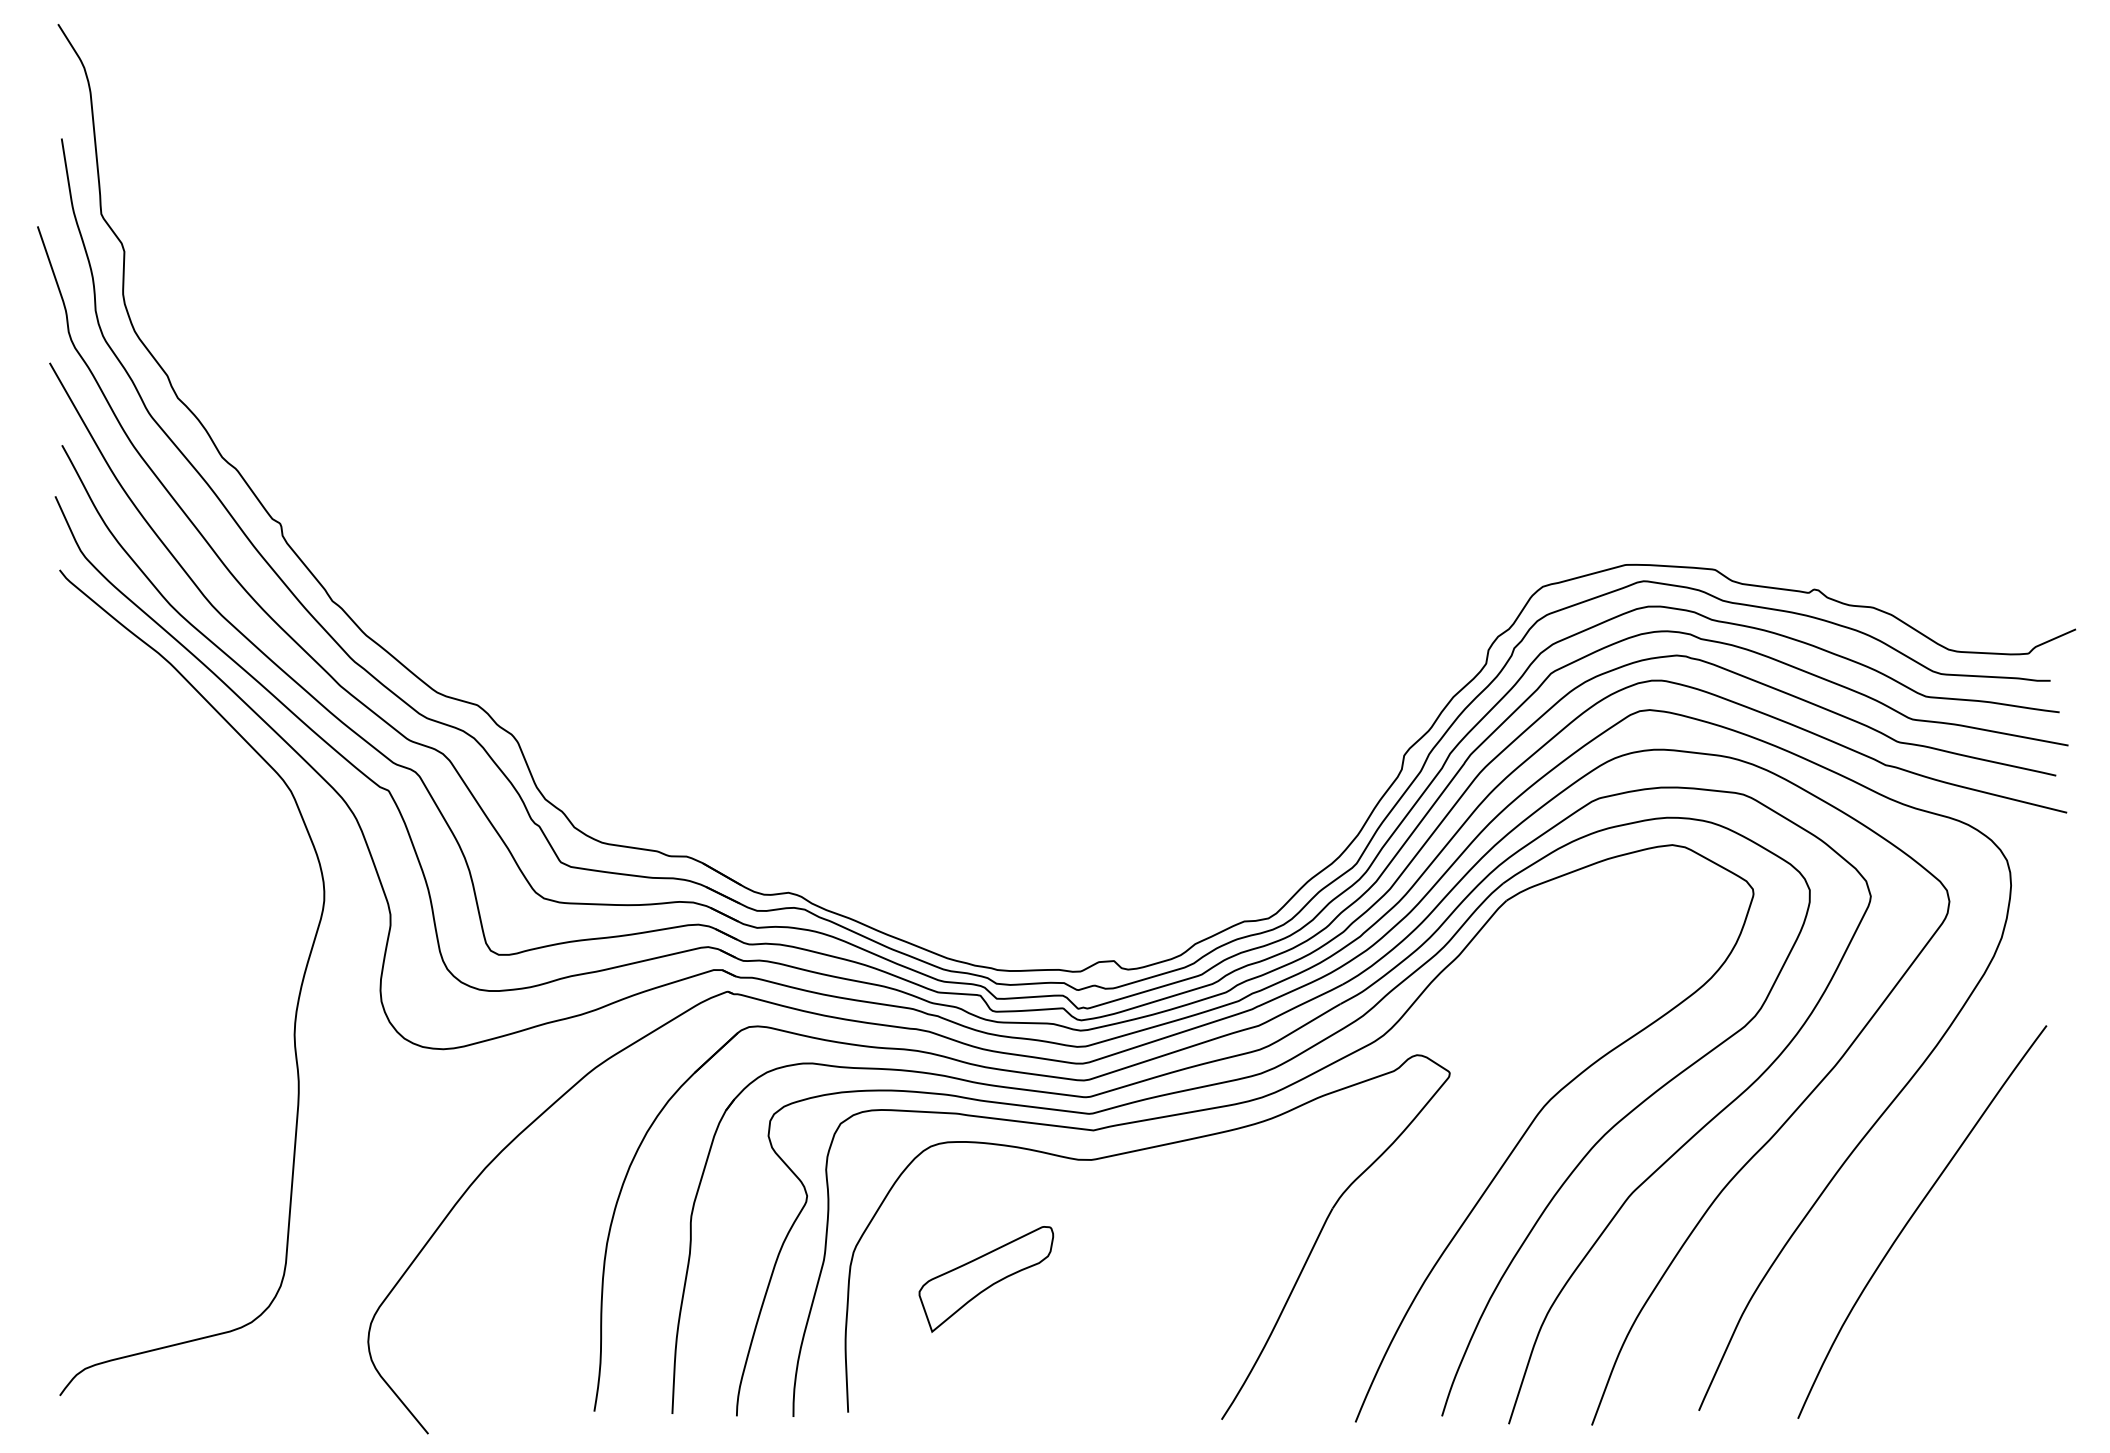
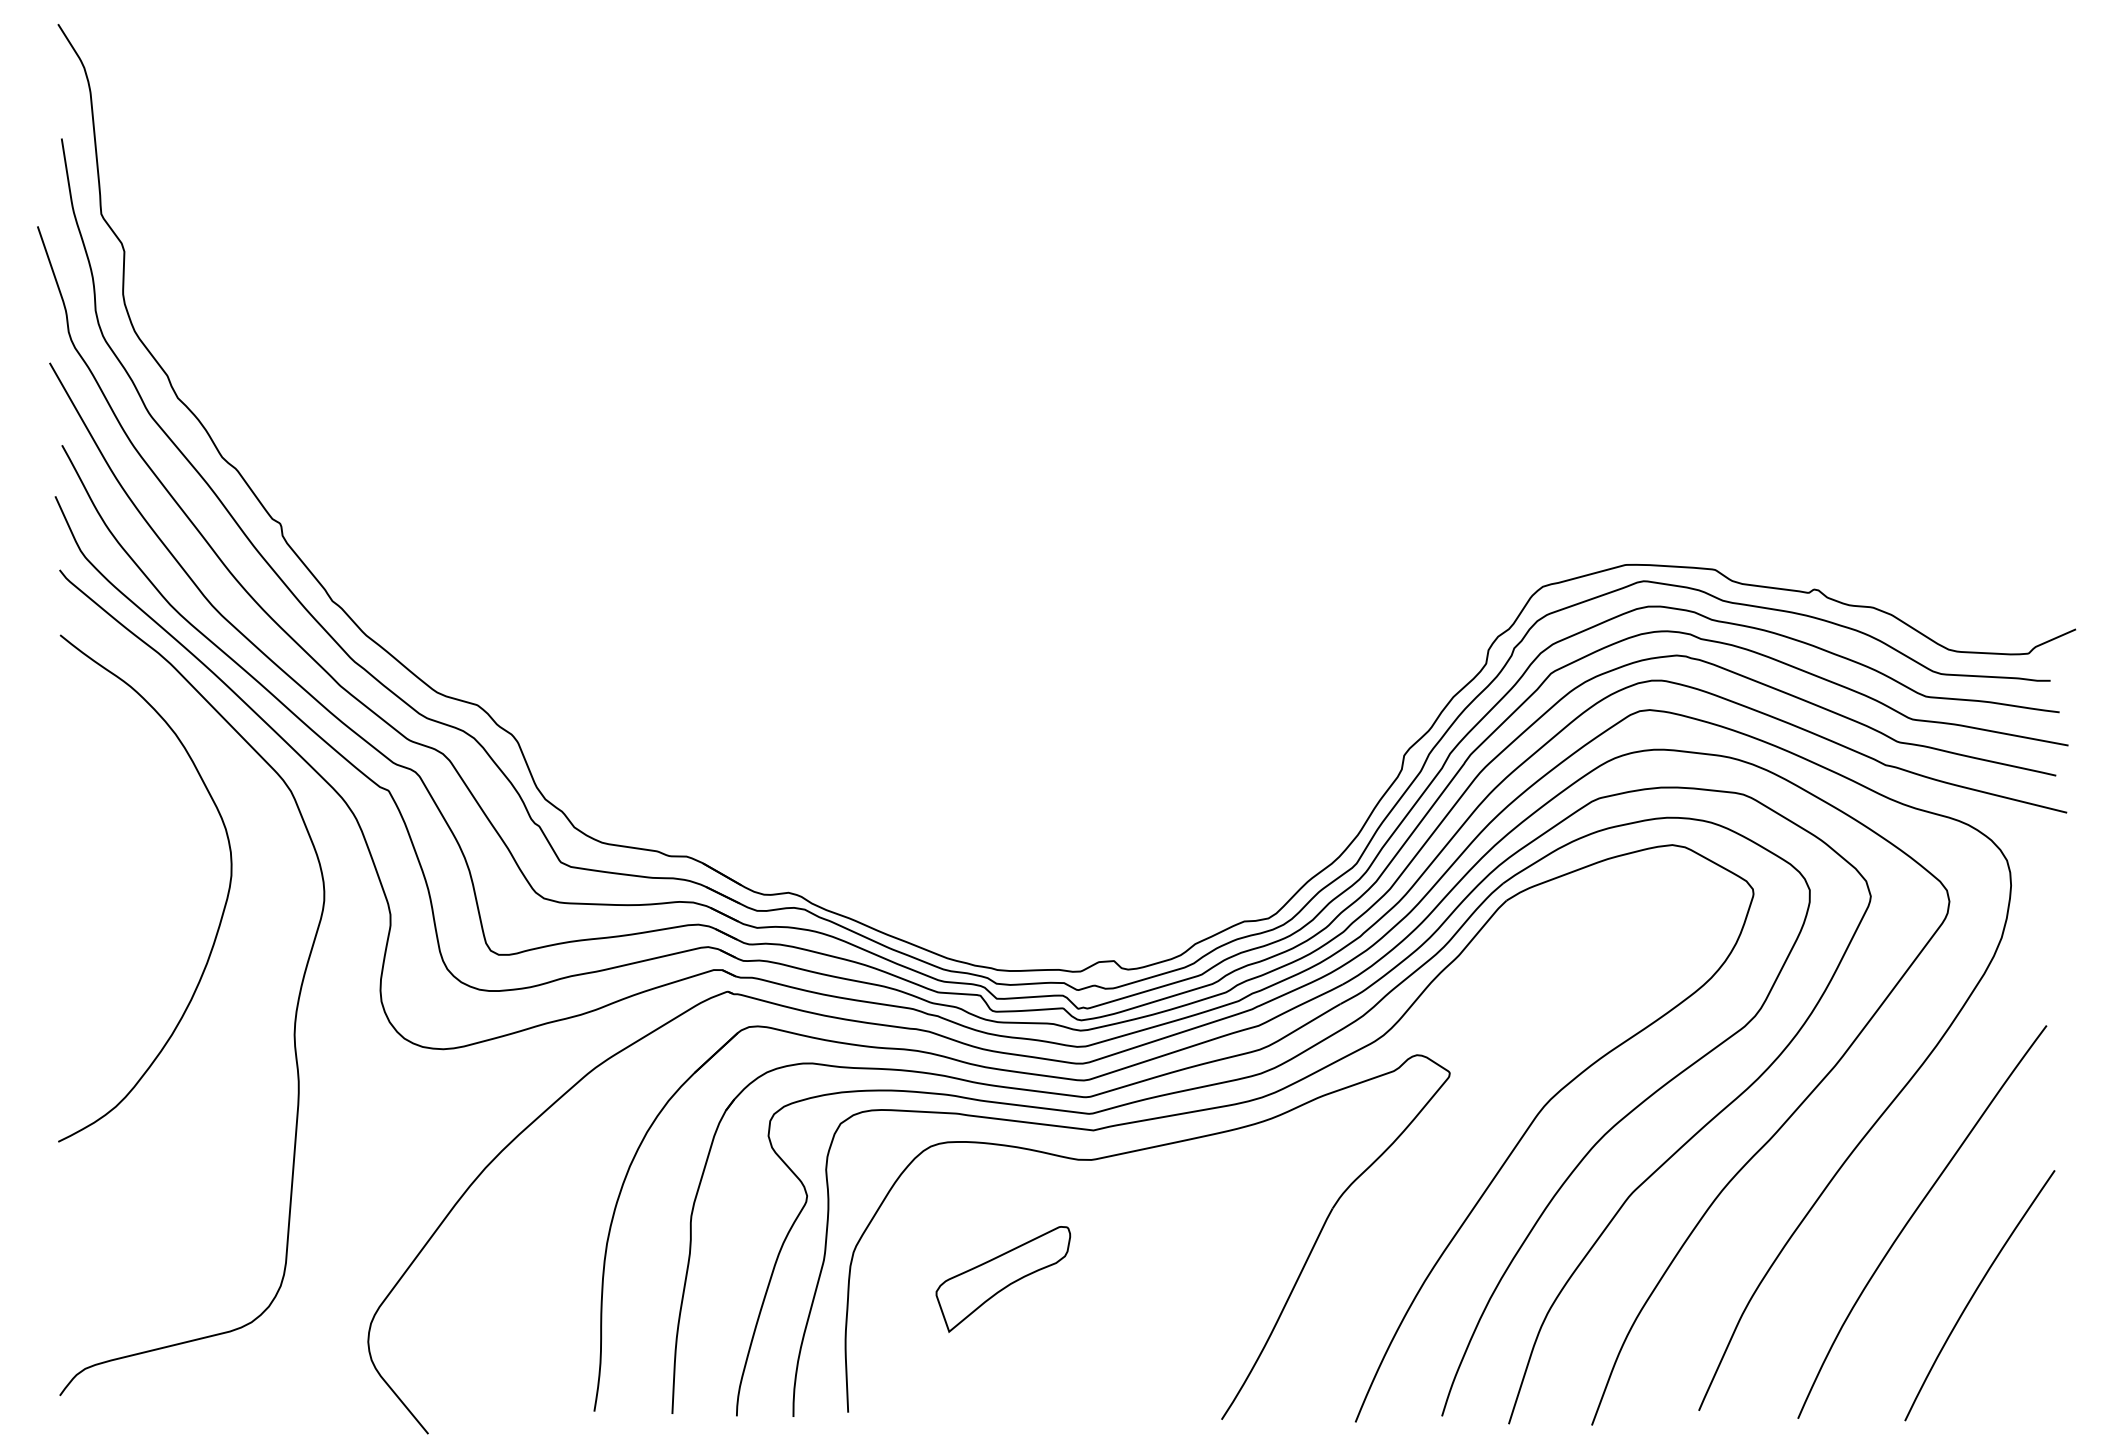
curve: none -> present (223, 907)
part position: (986, 1279) -> (1003, 1279) (1003, 1279)
curve: none -> present (1975, 1293)
